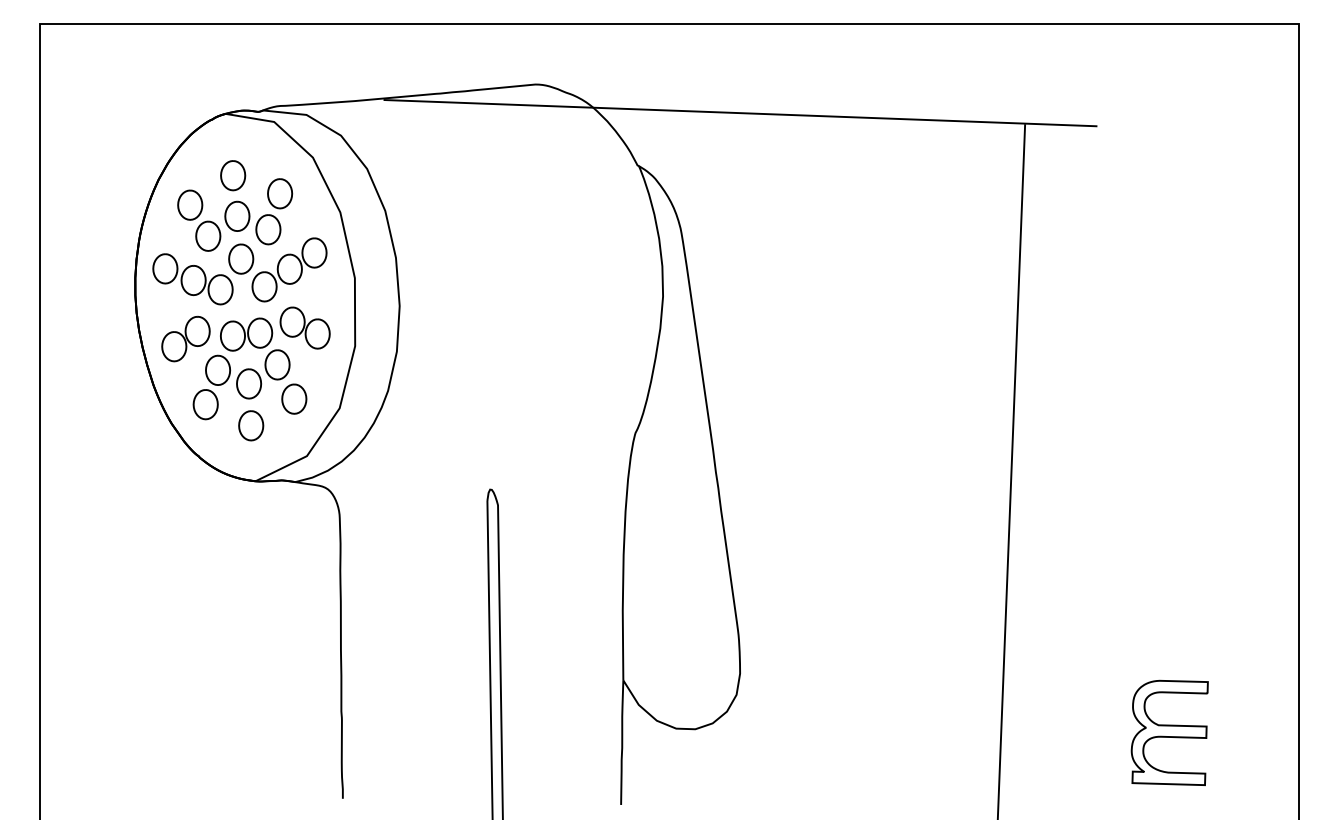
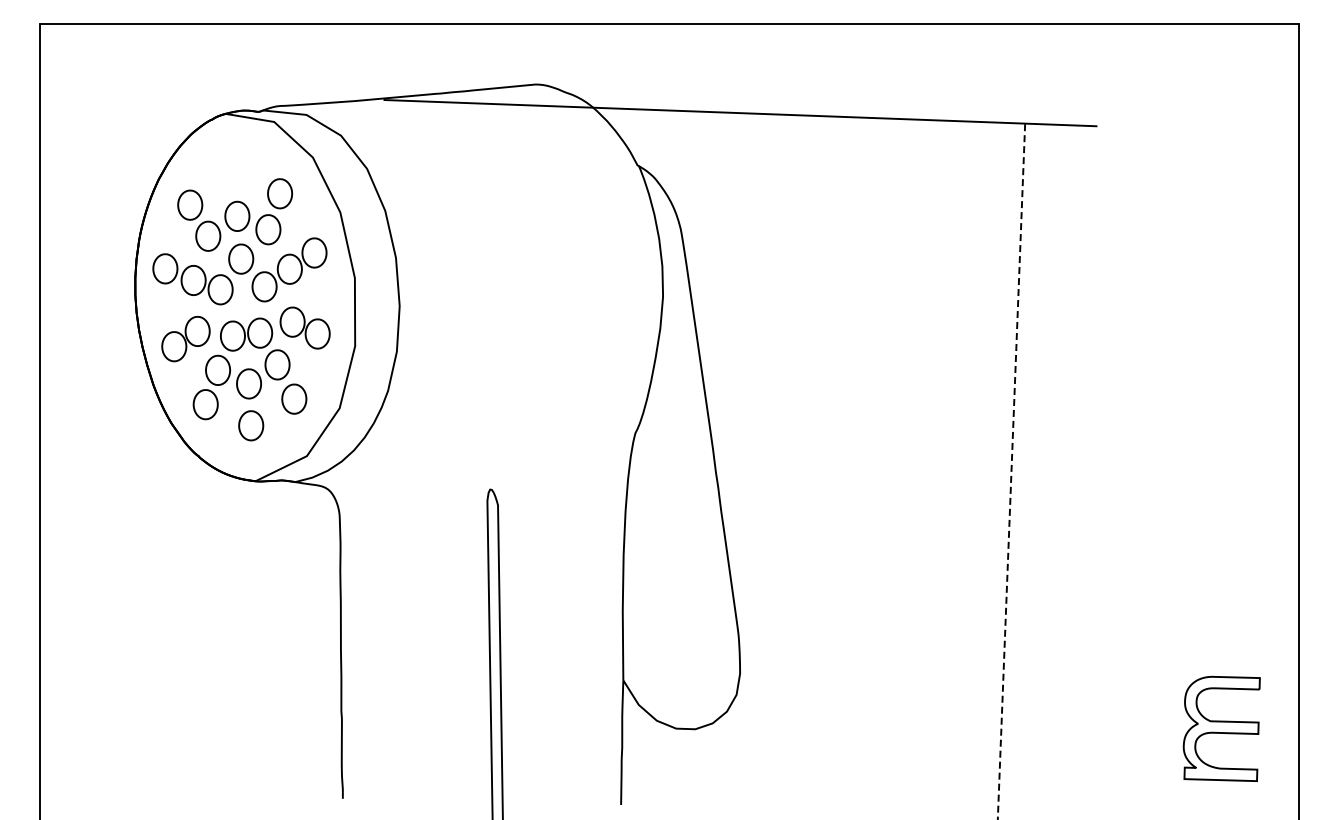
part: present -> none (233, 175)
line: solid -> dashed (1011, 471)
part position: (1169, 732) -> (1221, 728) (1221, 728)
